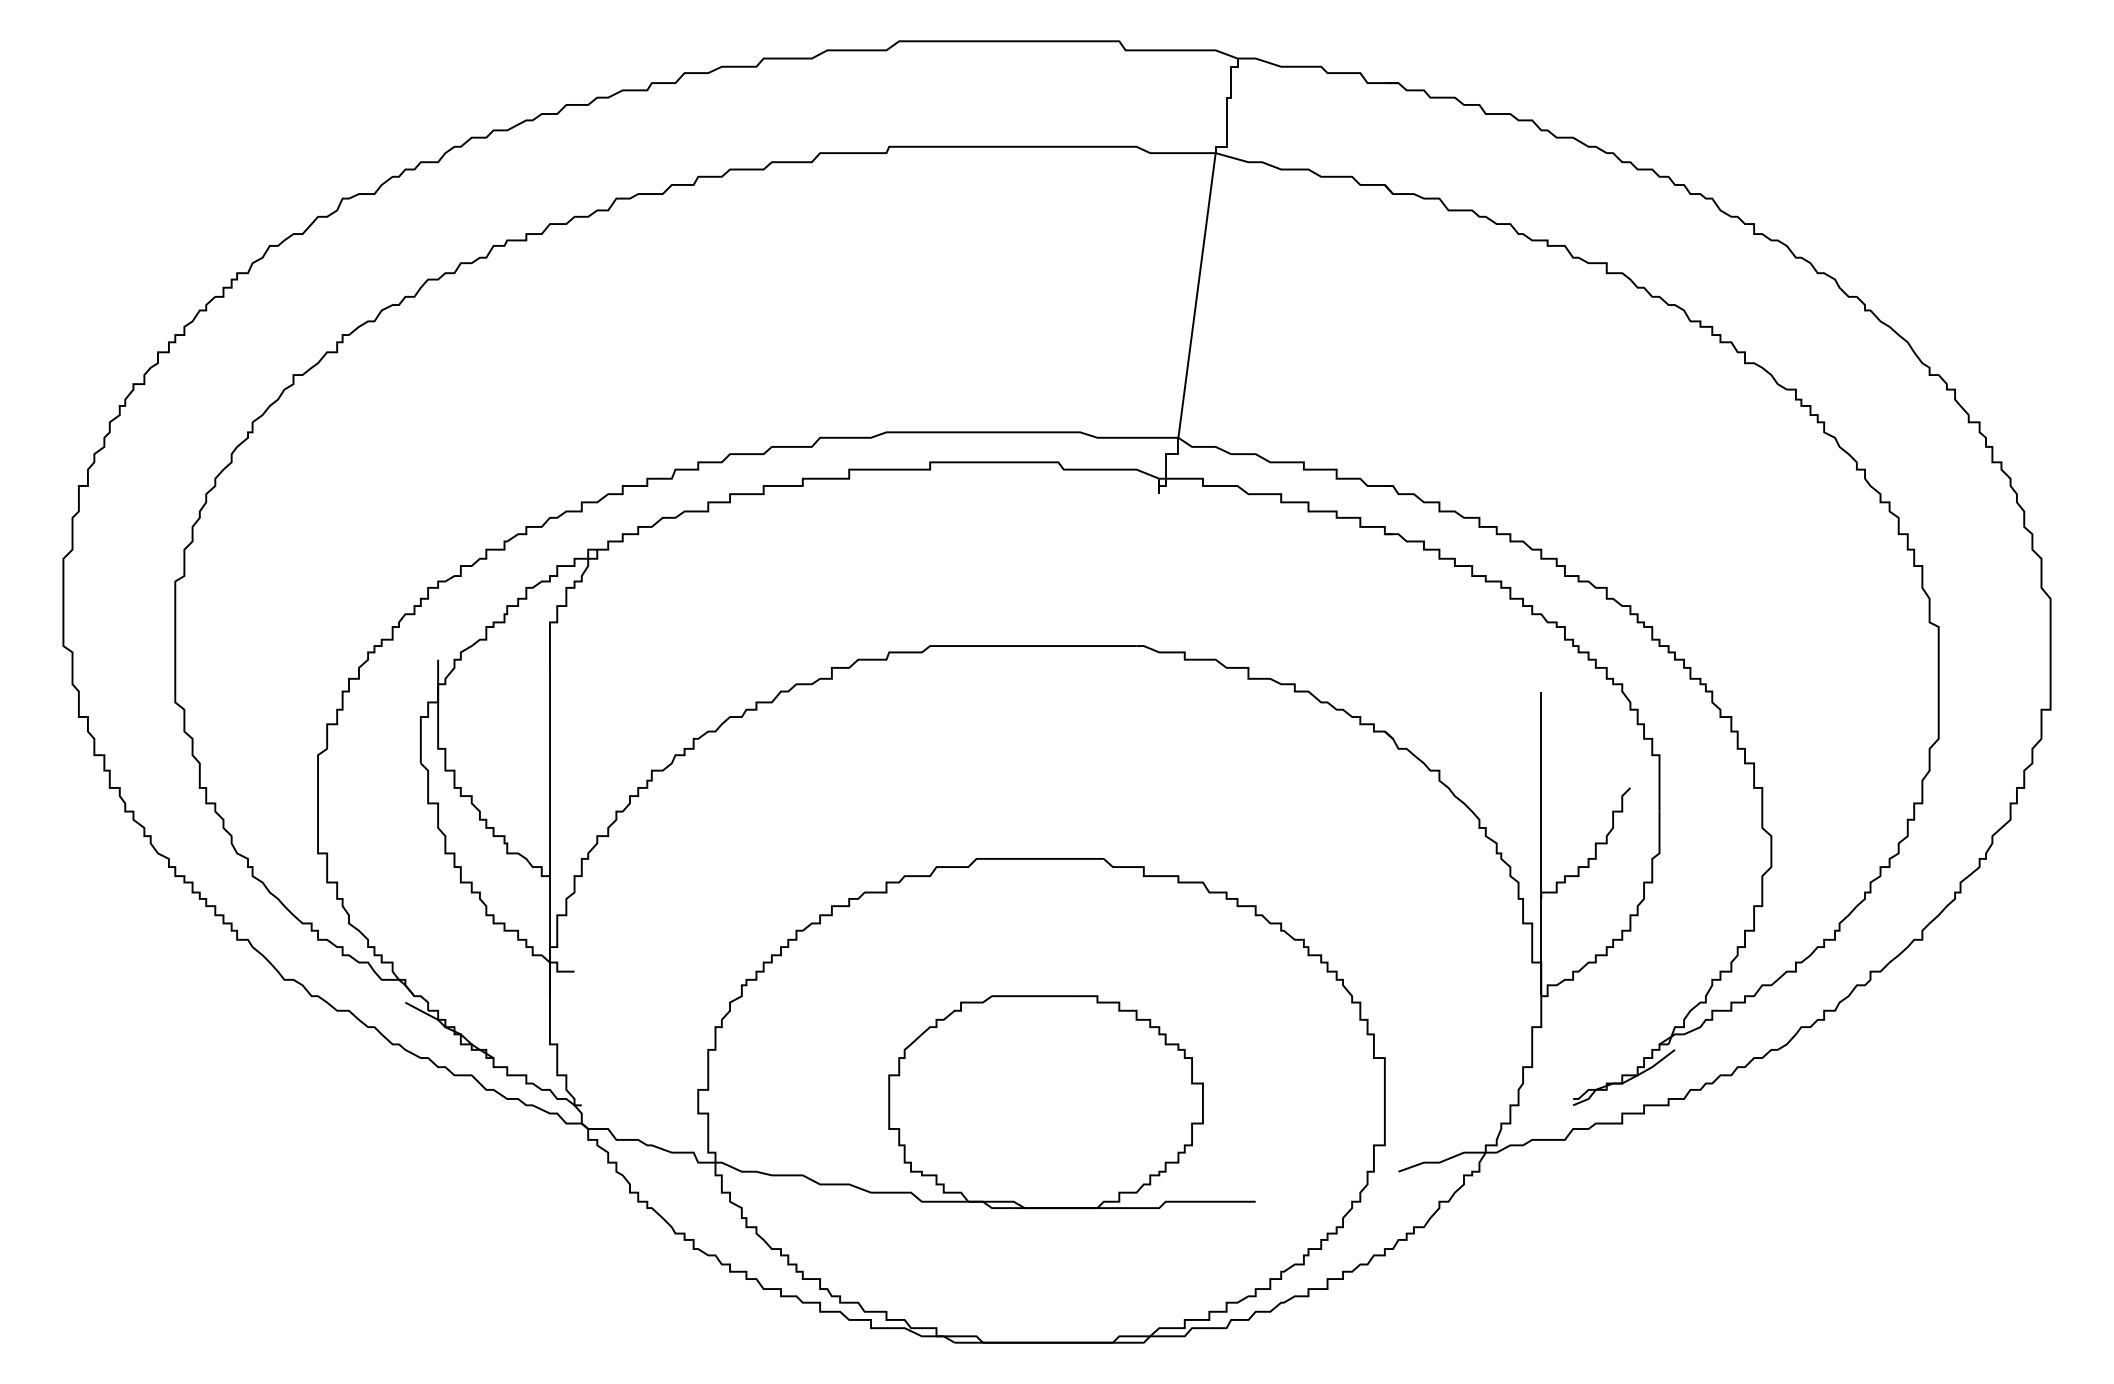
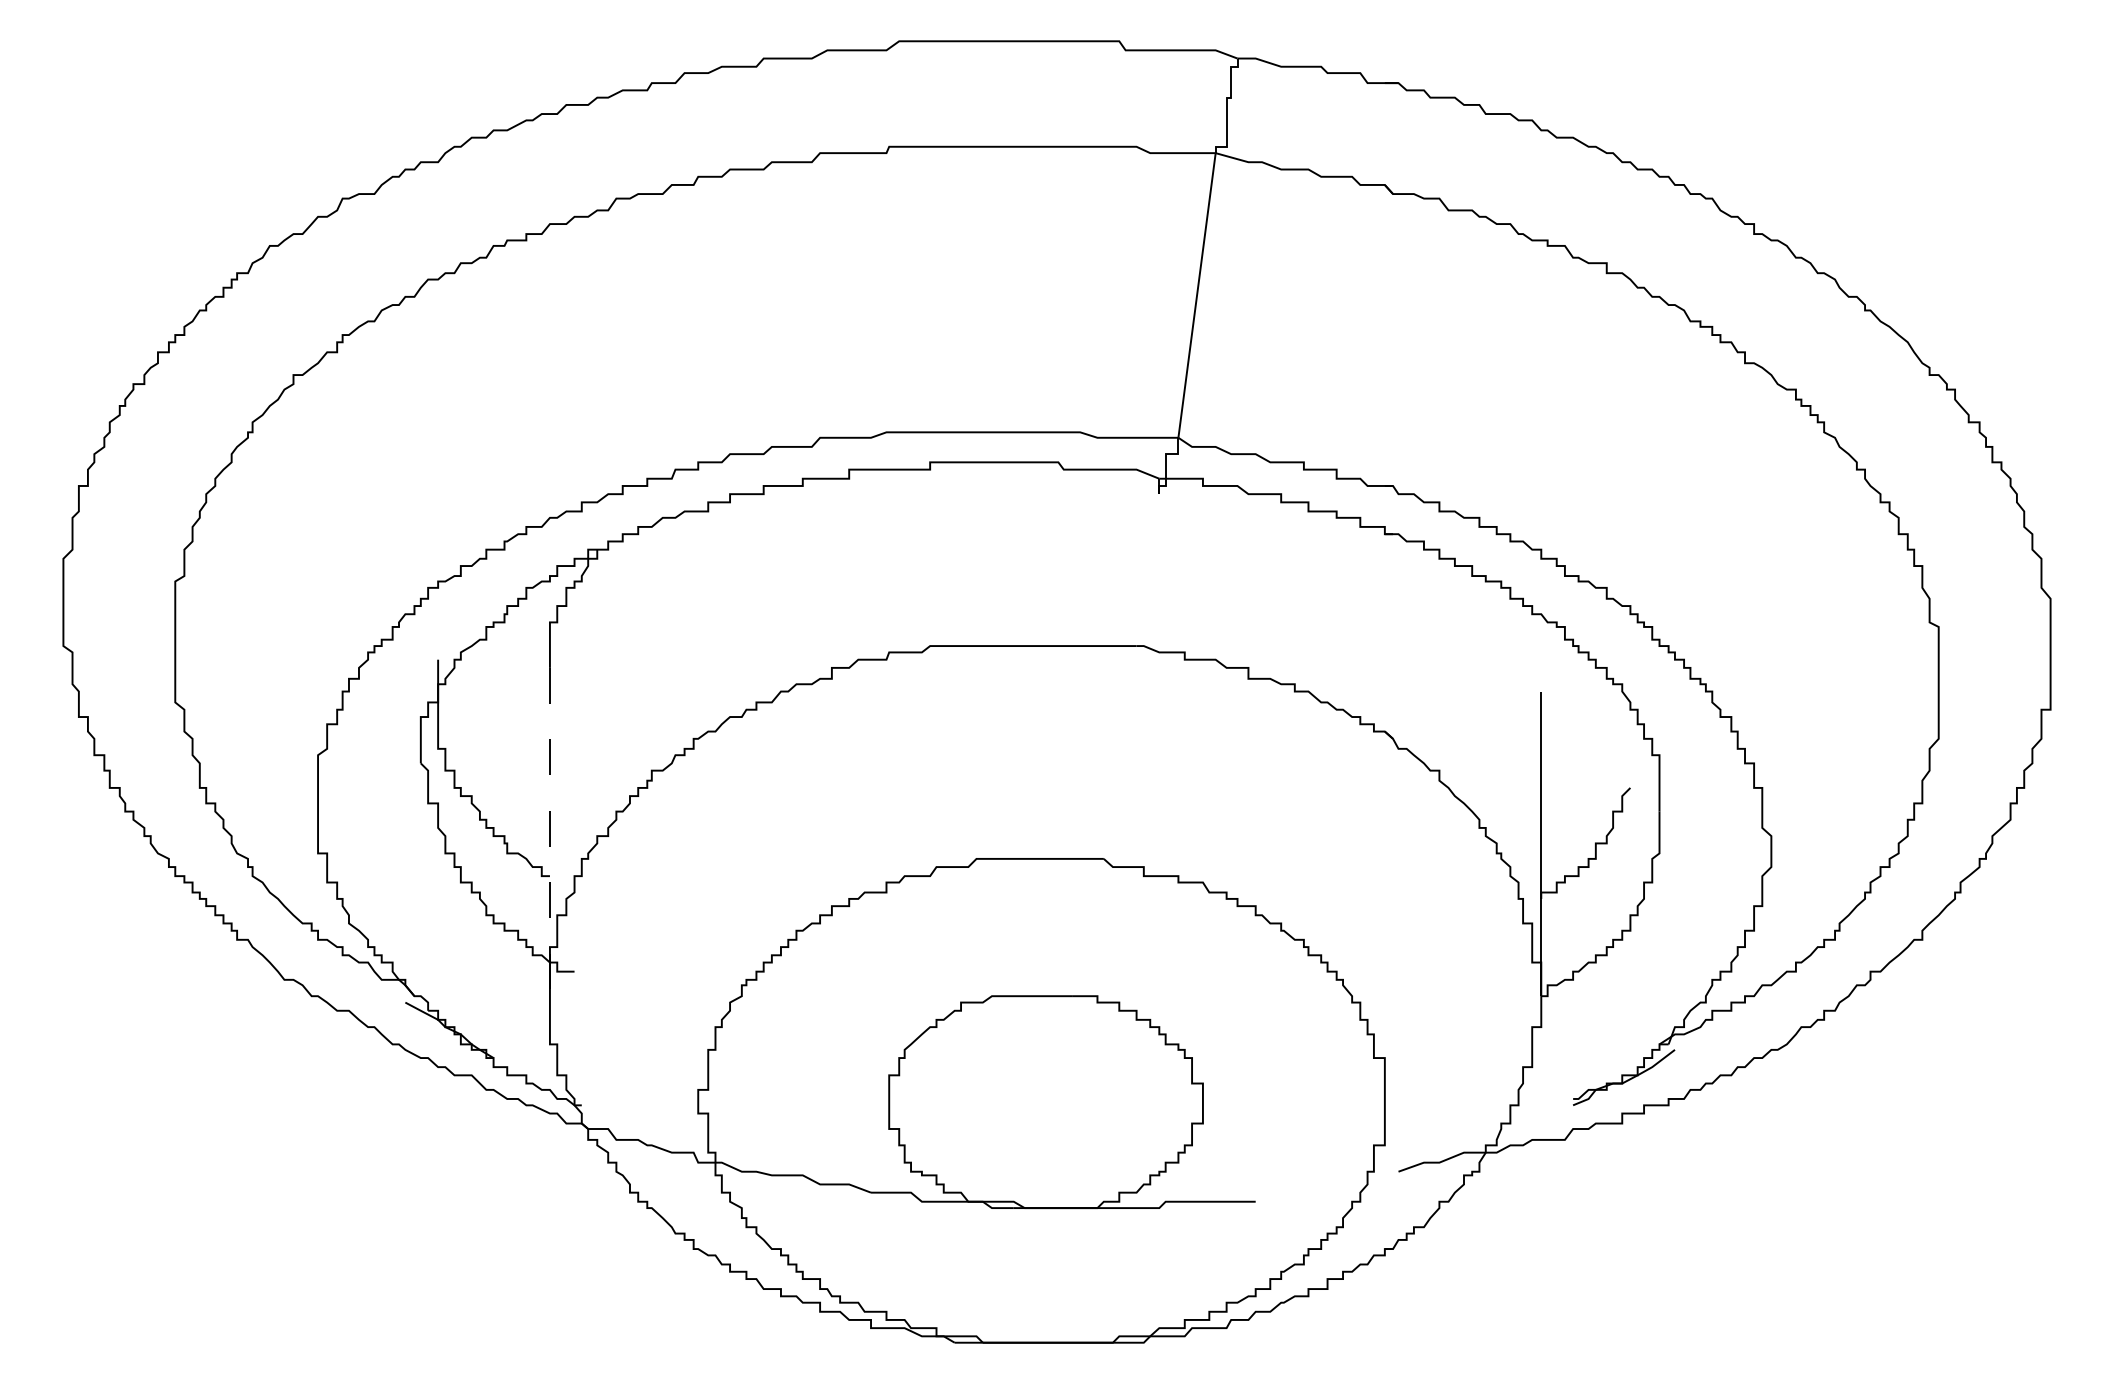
line: solid -> dashed (549, 832)
